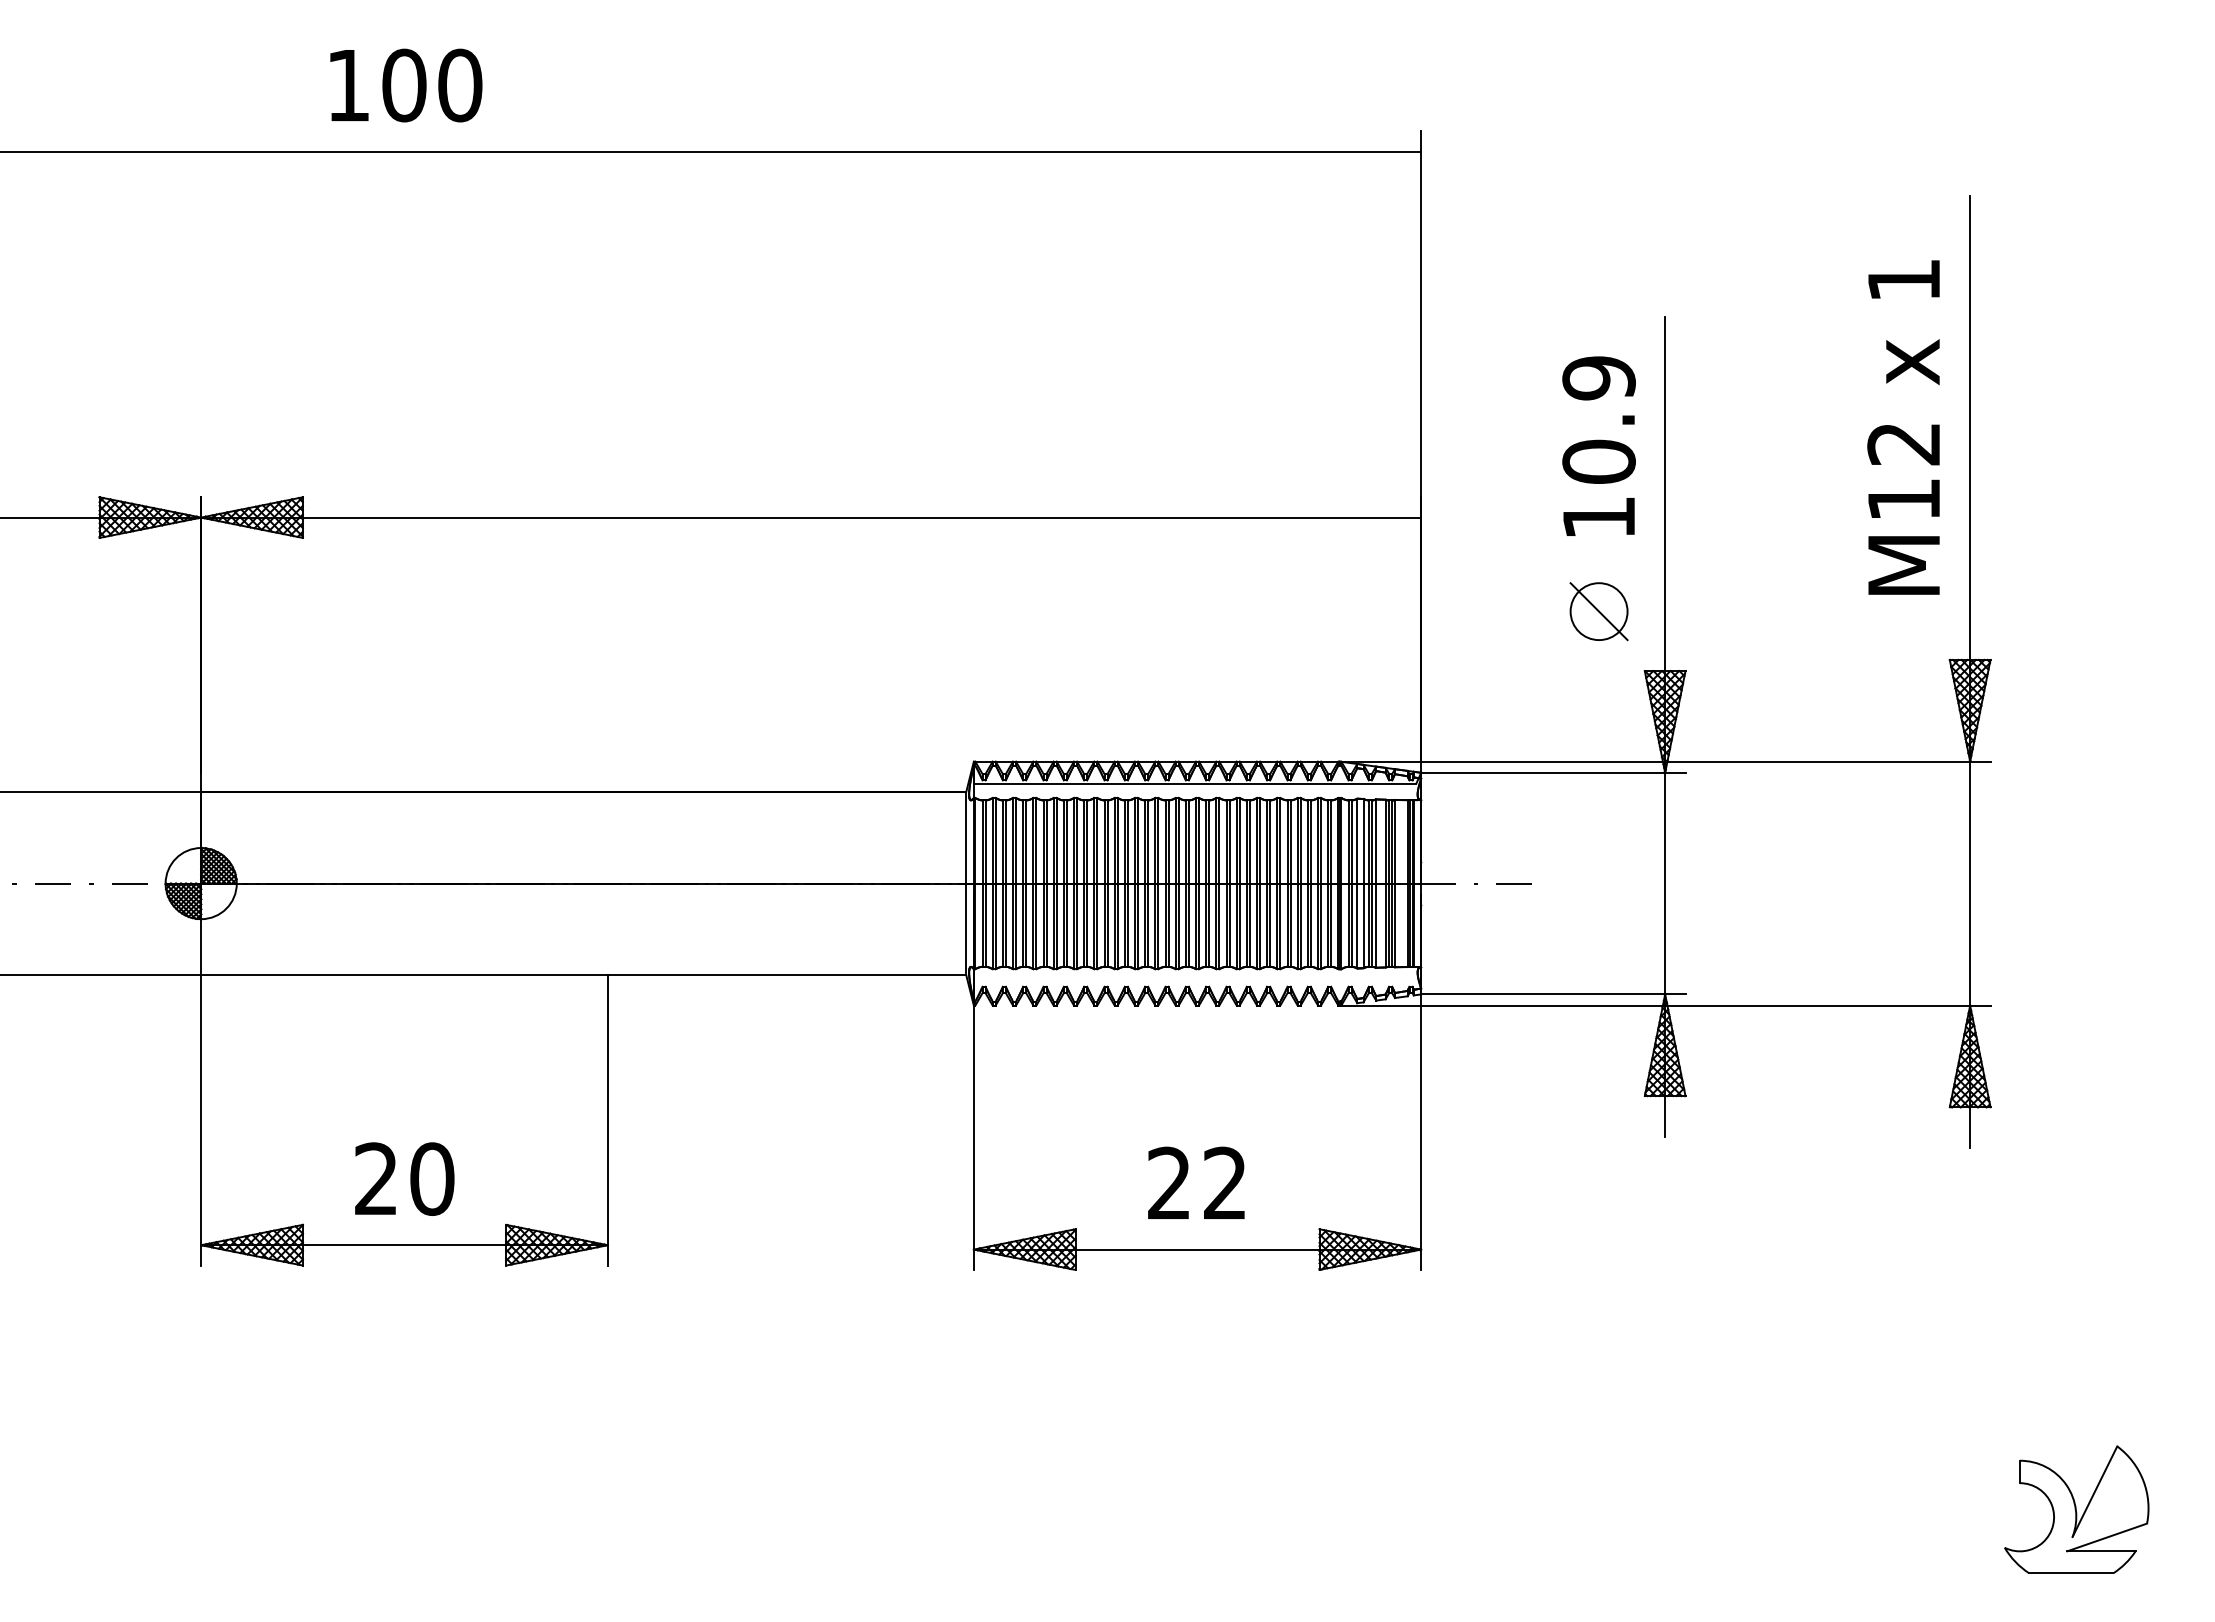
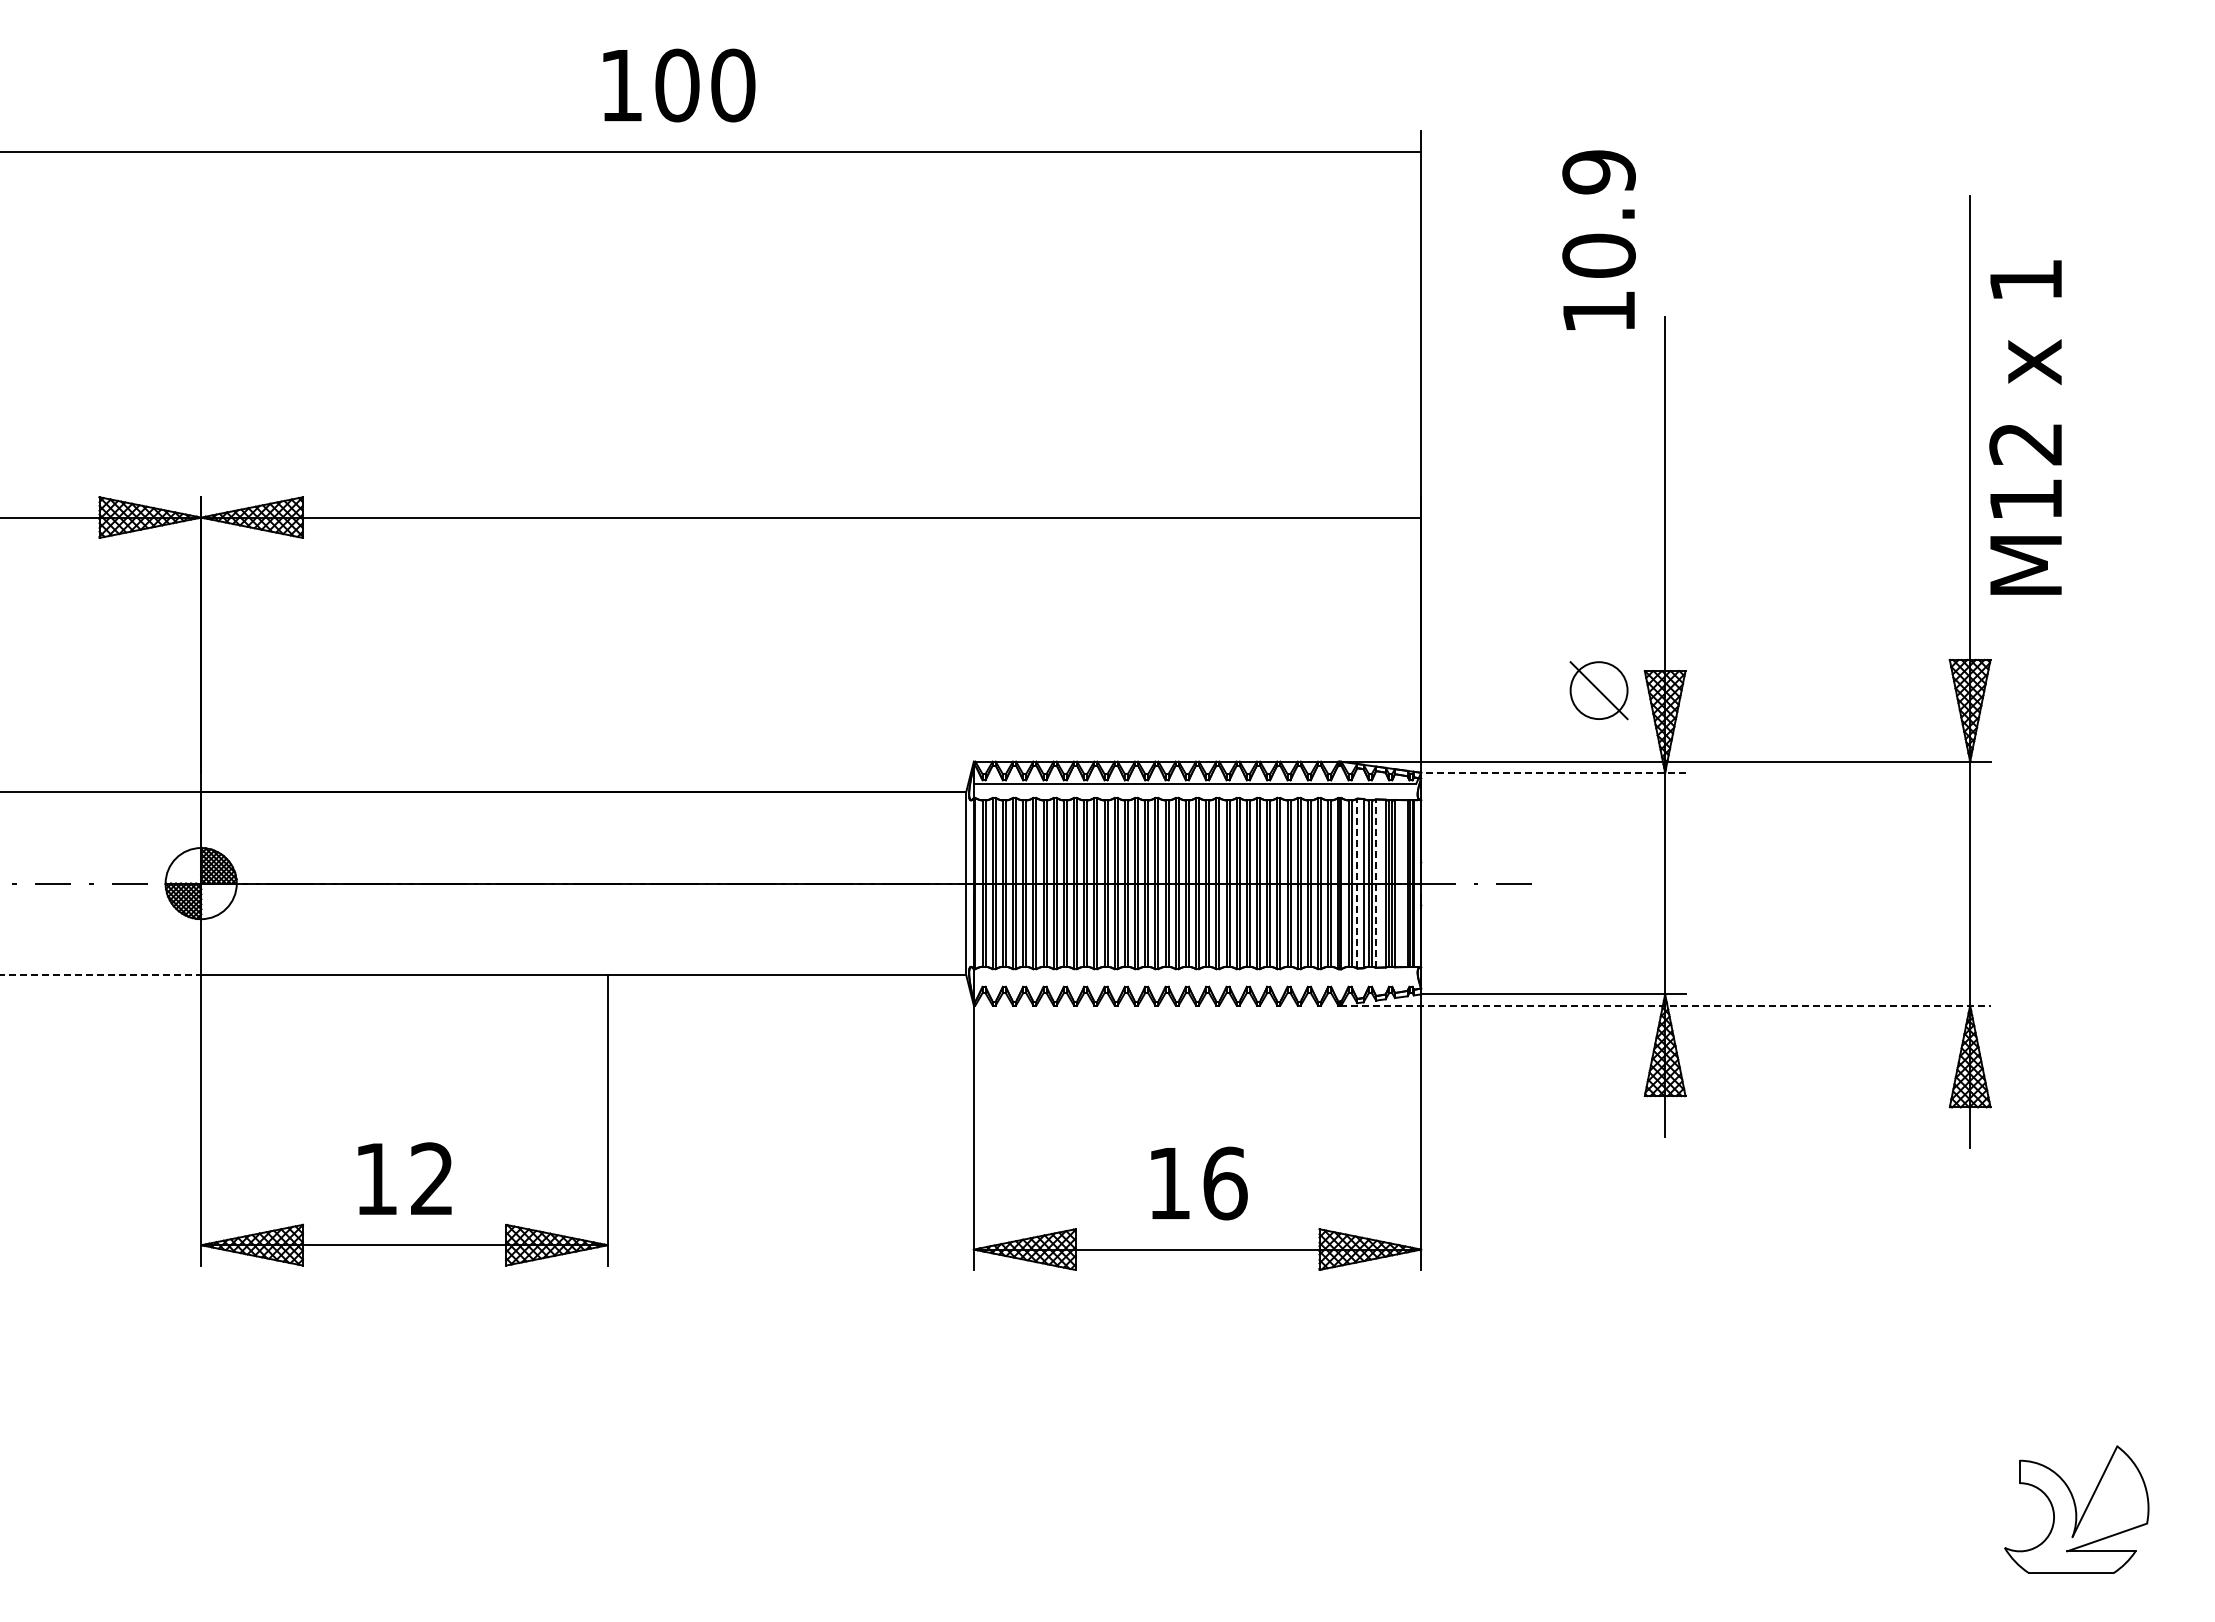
text position: (406, 85) -> (679, 85) (679, 85)
text position: (1903, 427) -> (2025, 427) (2025, 427)
text position: (1598, 445) -> (1598, 239) (1598, 239)
part position: (1598, 611) -> (1598, 690) (1598, 690)
line: solid -> dashed (1552, 772)
line: solid -> dashed (1357, 883)
line: solid -> dashed (1376, 883)
line: solid -> dashed (101, 975)
line: solid -> dashed (1665, 1005)
text: 20 -> 12 (404, 1178)
text: 22 -> 16 (1197, 1183)
